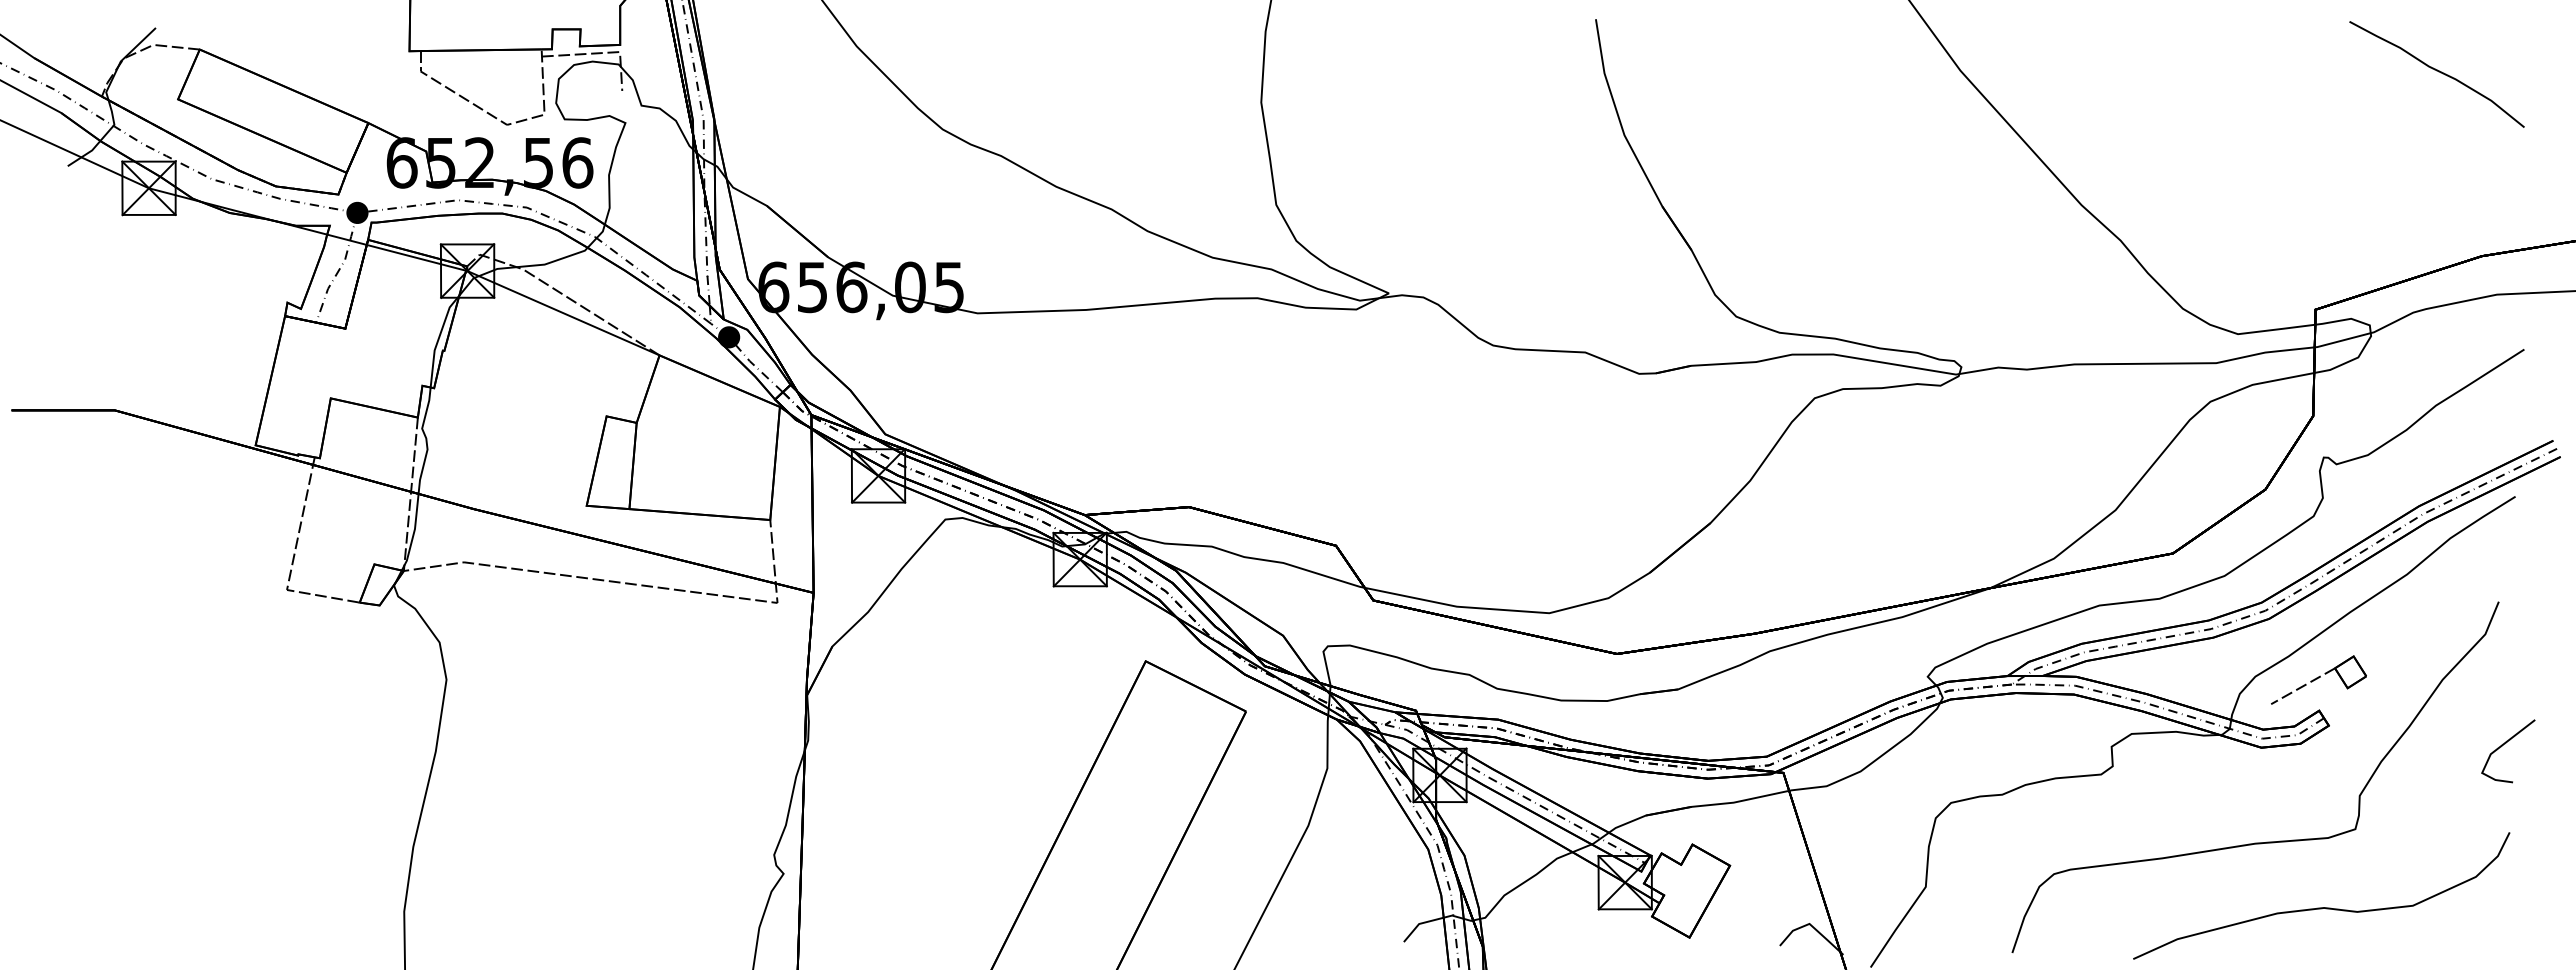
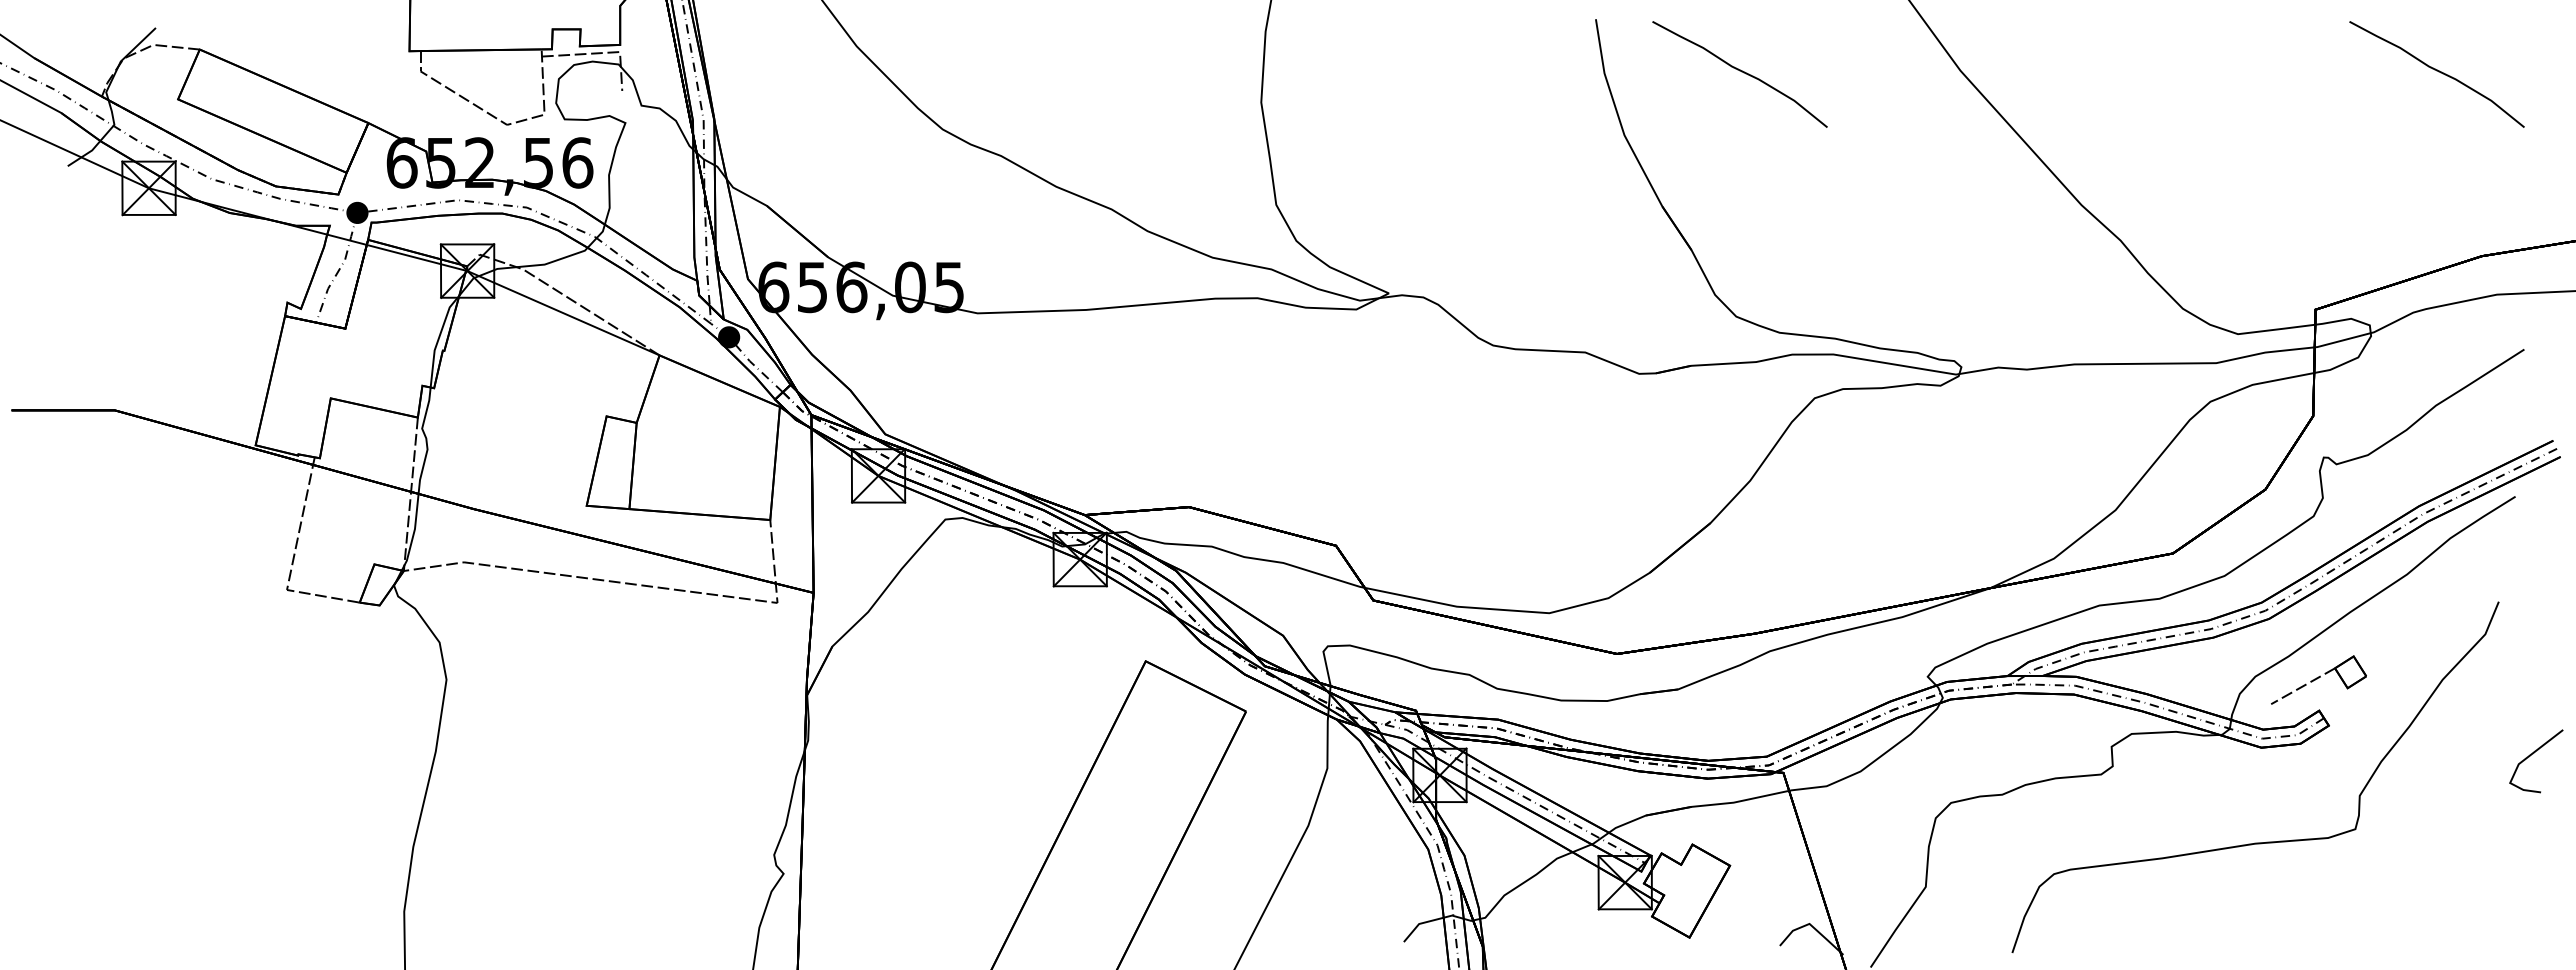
curve: none -> present (1741, 72)
line position: (2505, 744) -> (2533, 754) (2533, 754)
curve: present -> none (2321, 907)
